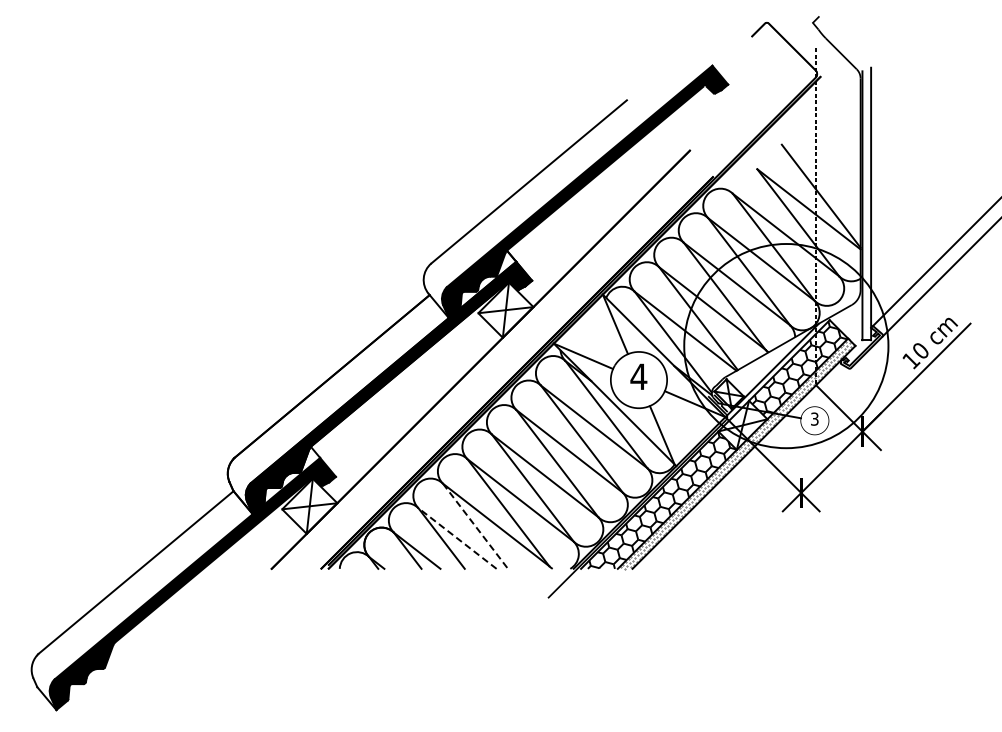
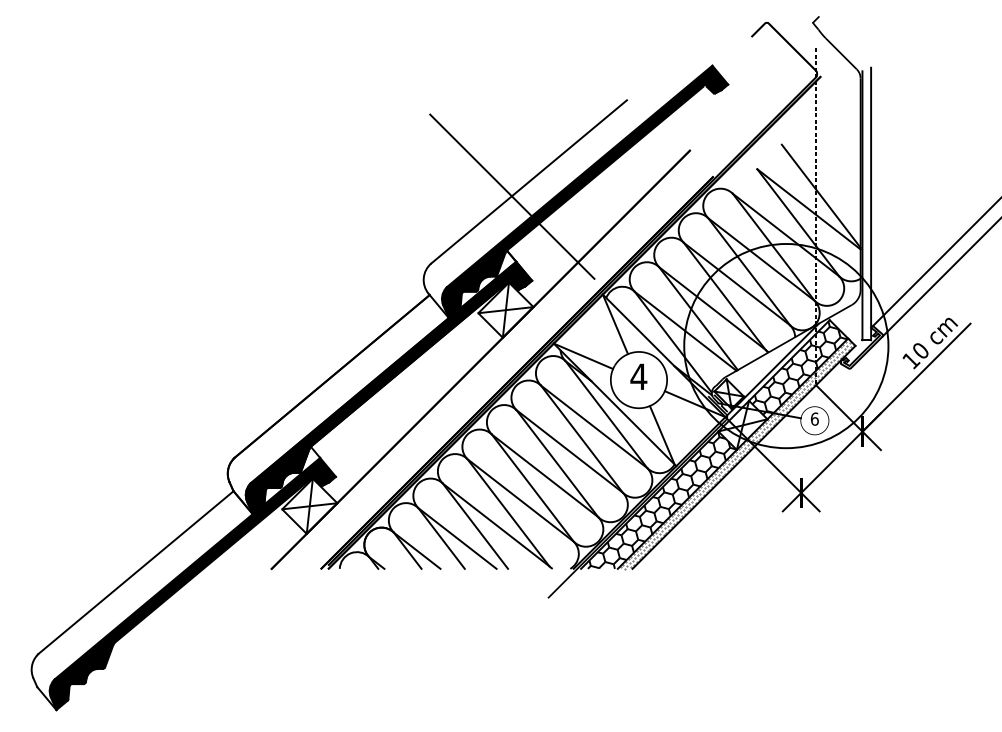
line: none -> present (512, 196)
text: 3 -> 6 (814, 418)
line: dashed -> solid (475, 526)
line: dashed -> solid (457, 538)
